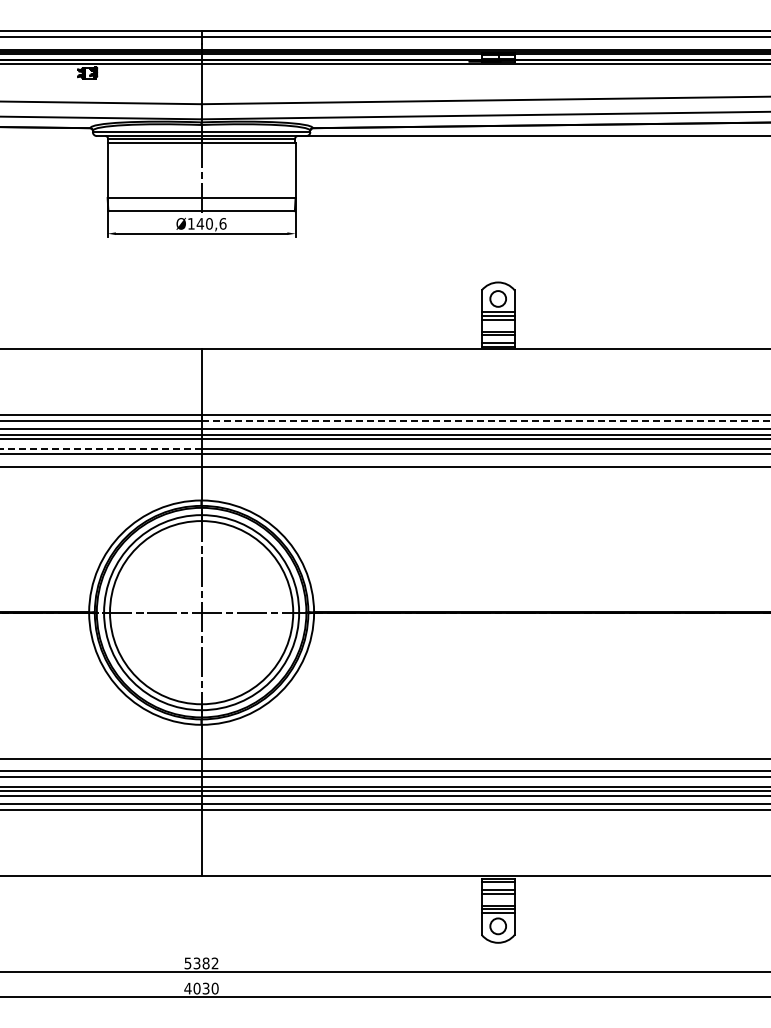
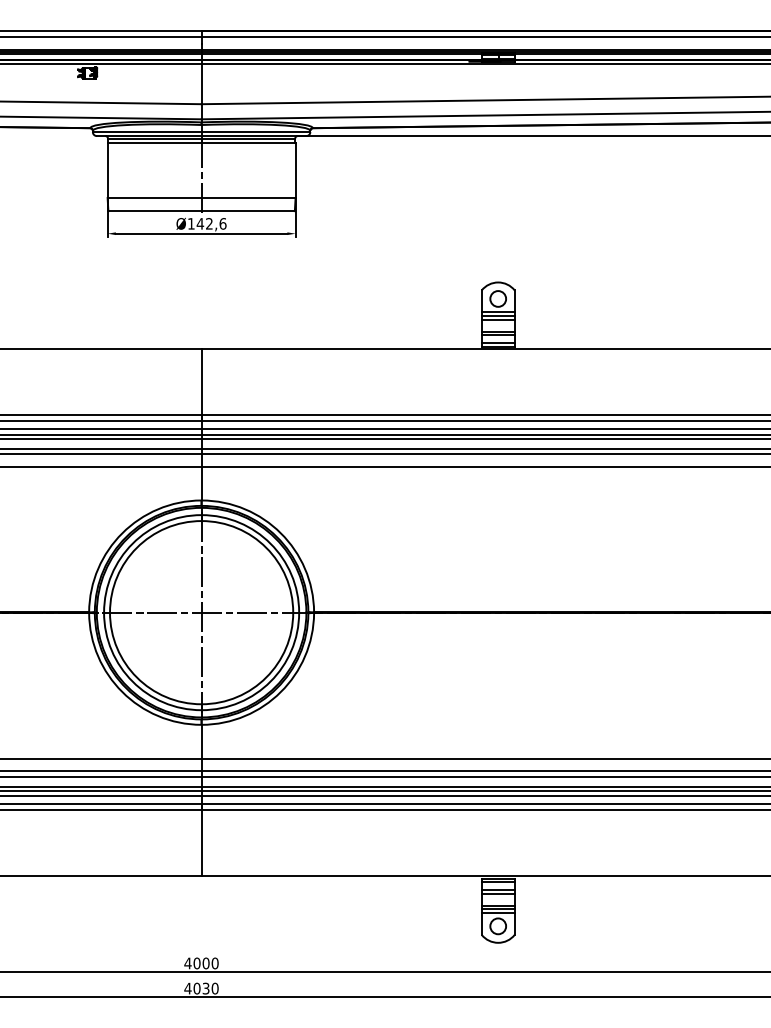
text: Ø140,6 -> Ø142,6 (209, 223)
line: dashed -> solid (486, 421)
line: dashed -> solid (100, 448)
text: 5382 -> 4000 (201, 963)
